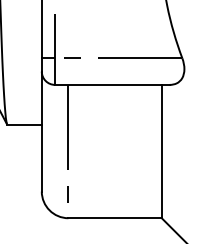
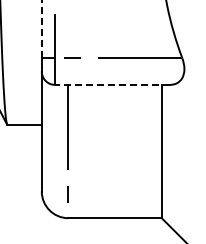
line: solid -> dashed (41, 29)
line: solid -> dashed (111, 84)
